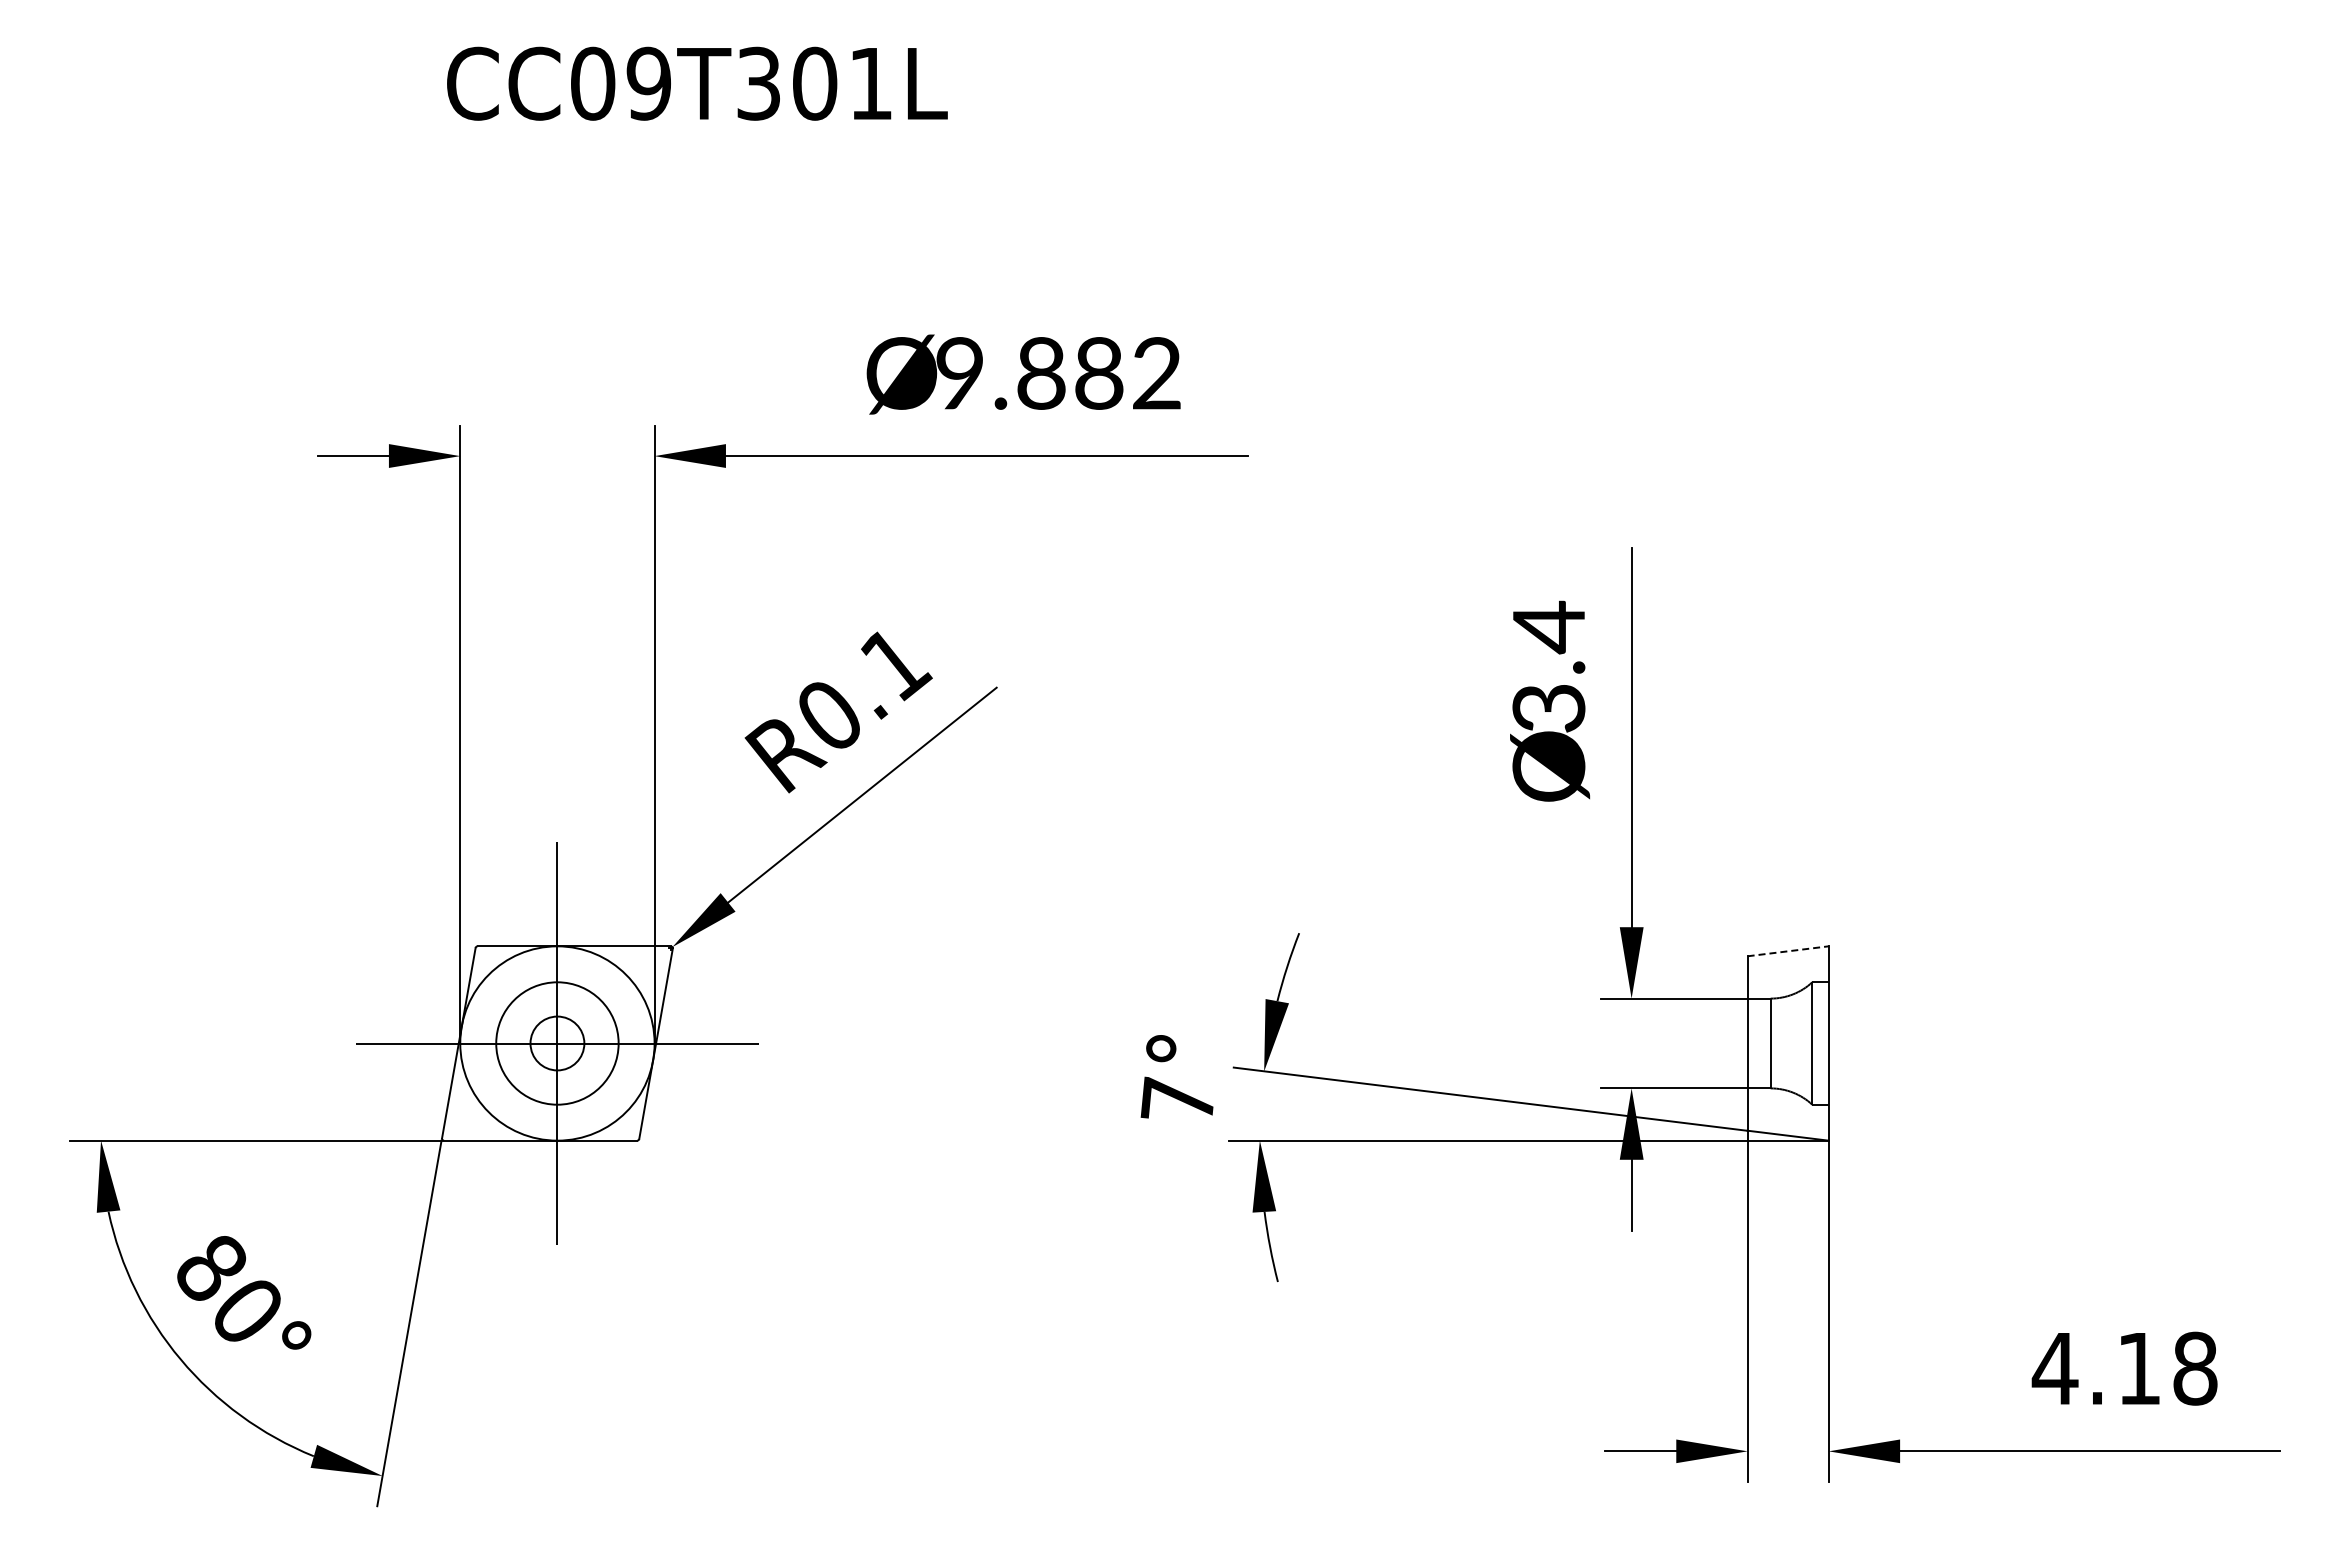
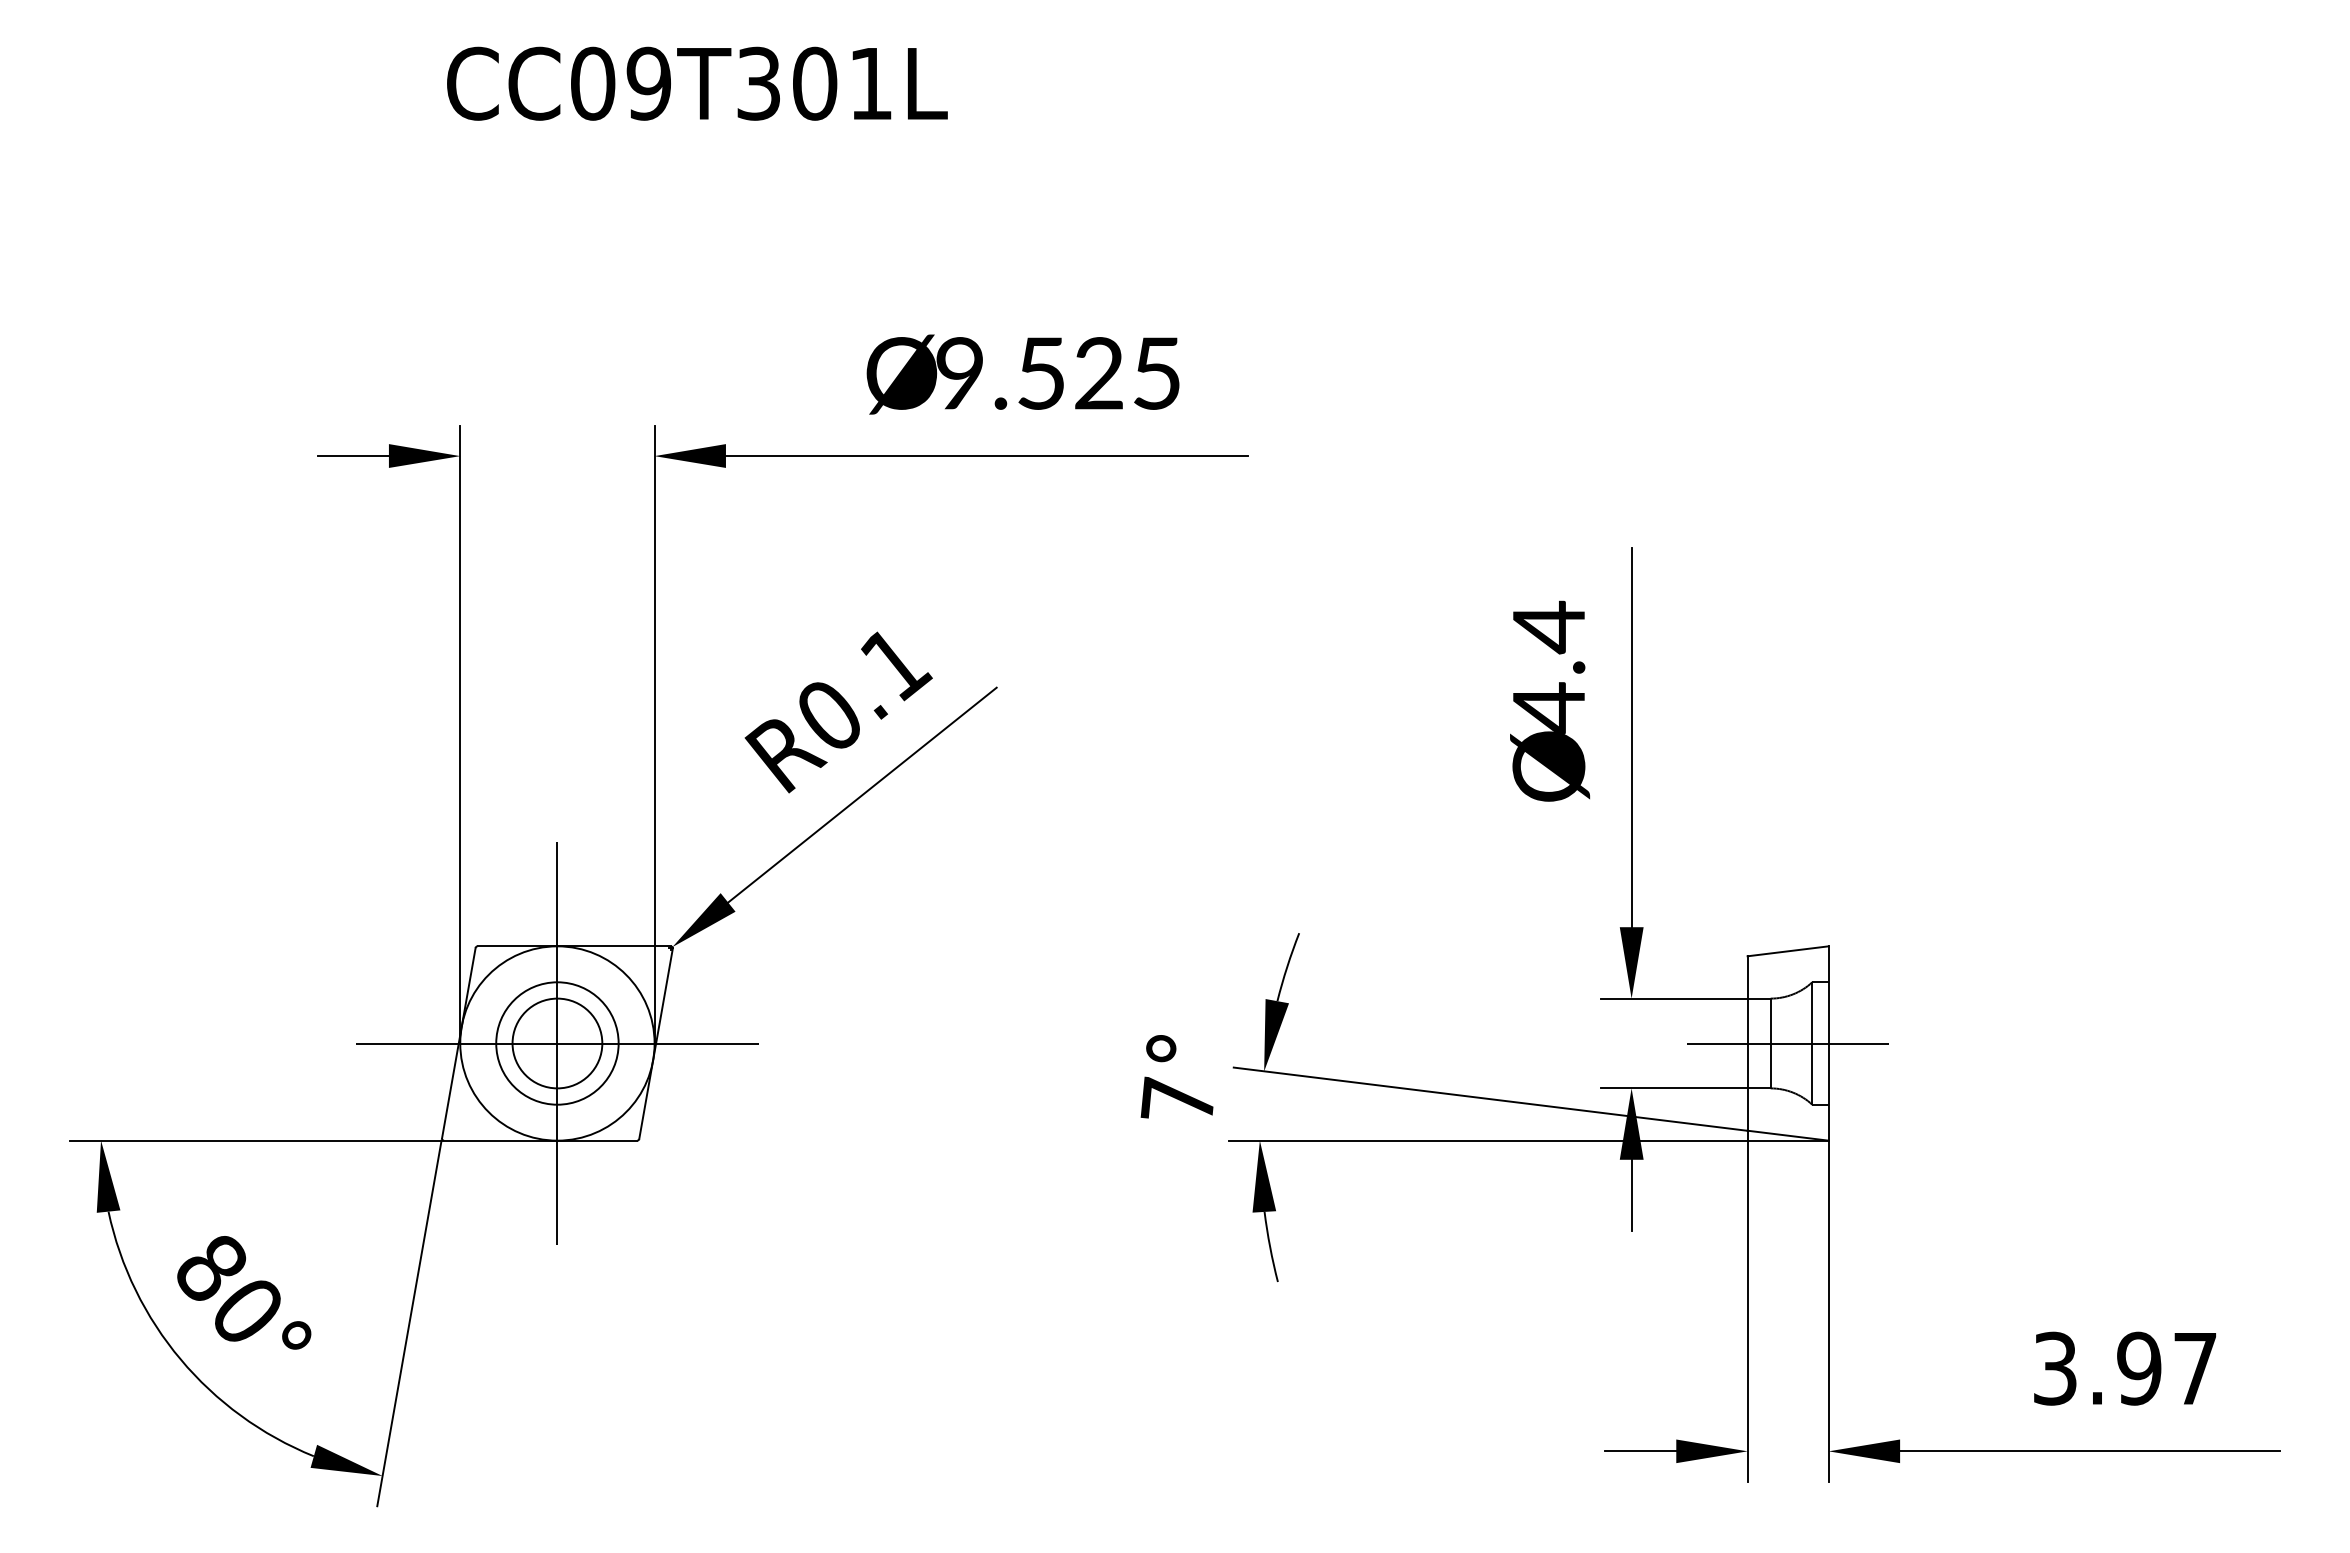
text: 9.882 -> 9.525 (1098, 373)
text: 3.4 -> 4.4 (1548, 708)
line: dashed -> solid (1788, 951)
circle diameter: 54 px -> 90 px (557, 1043)
line: none -> present (1788, 1043)
text: 4.18 -> 3.97 (2124, 1368)
